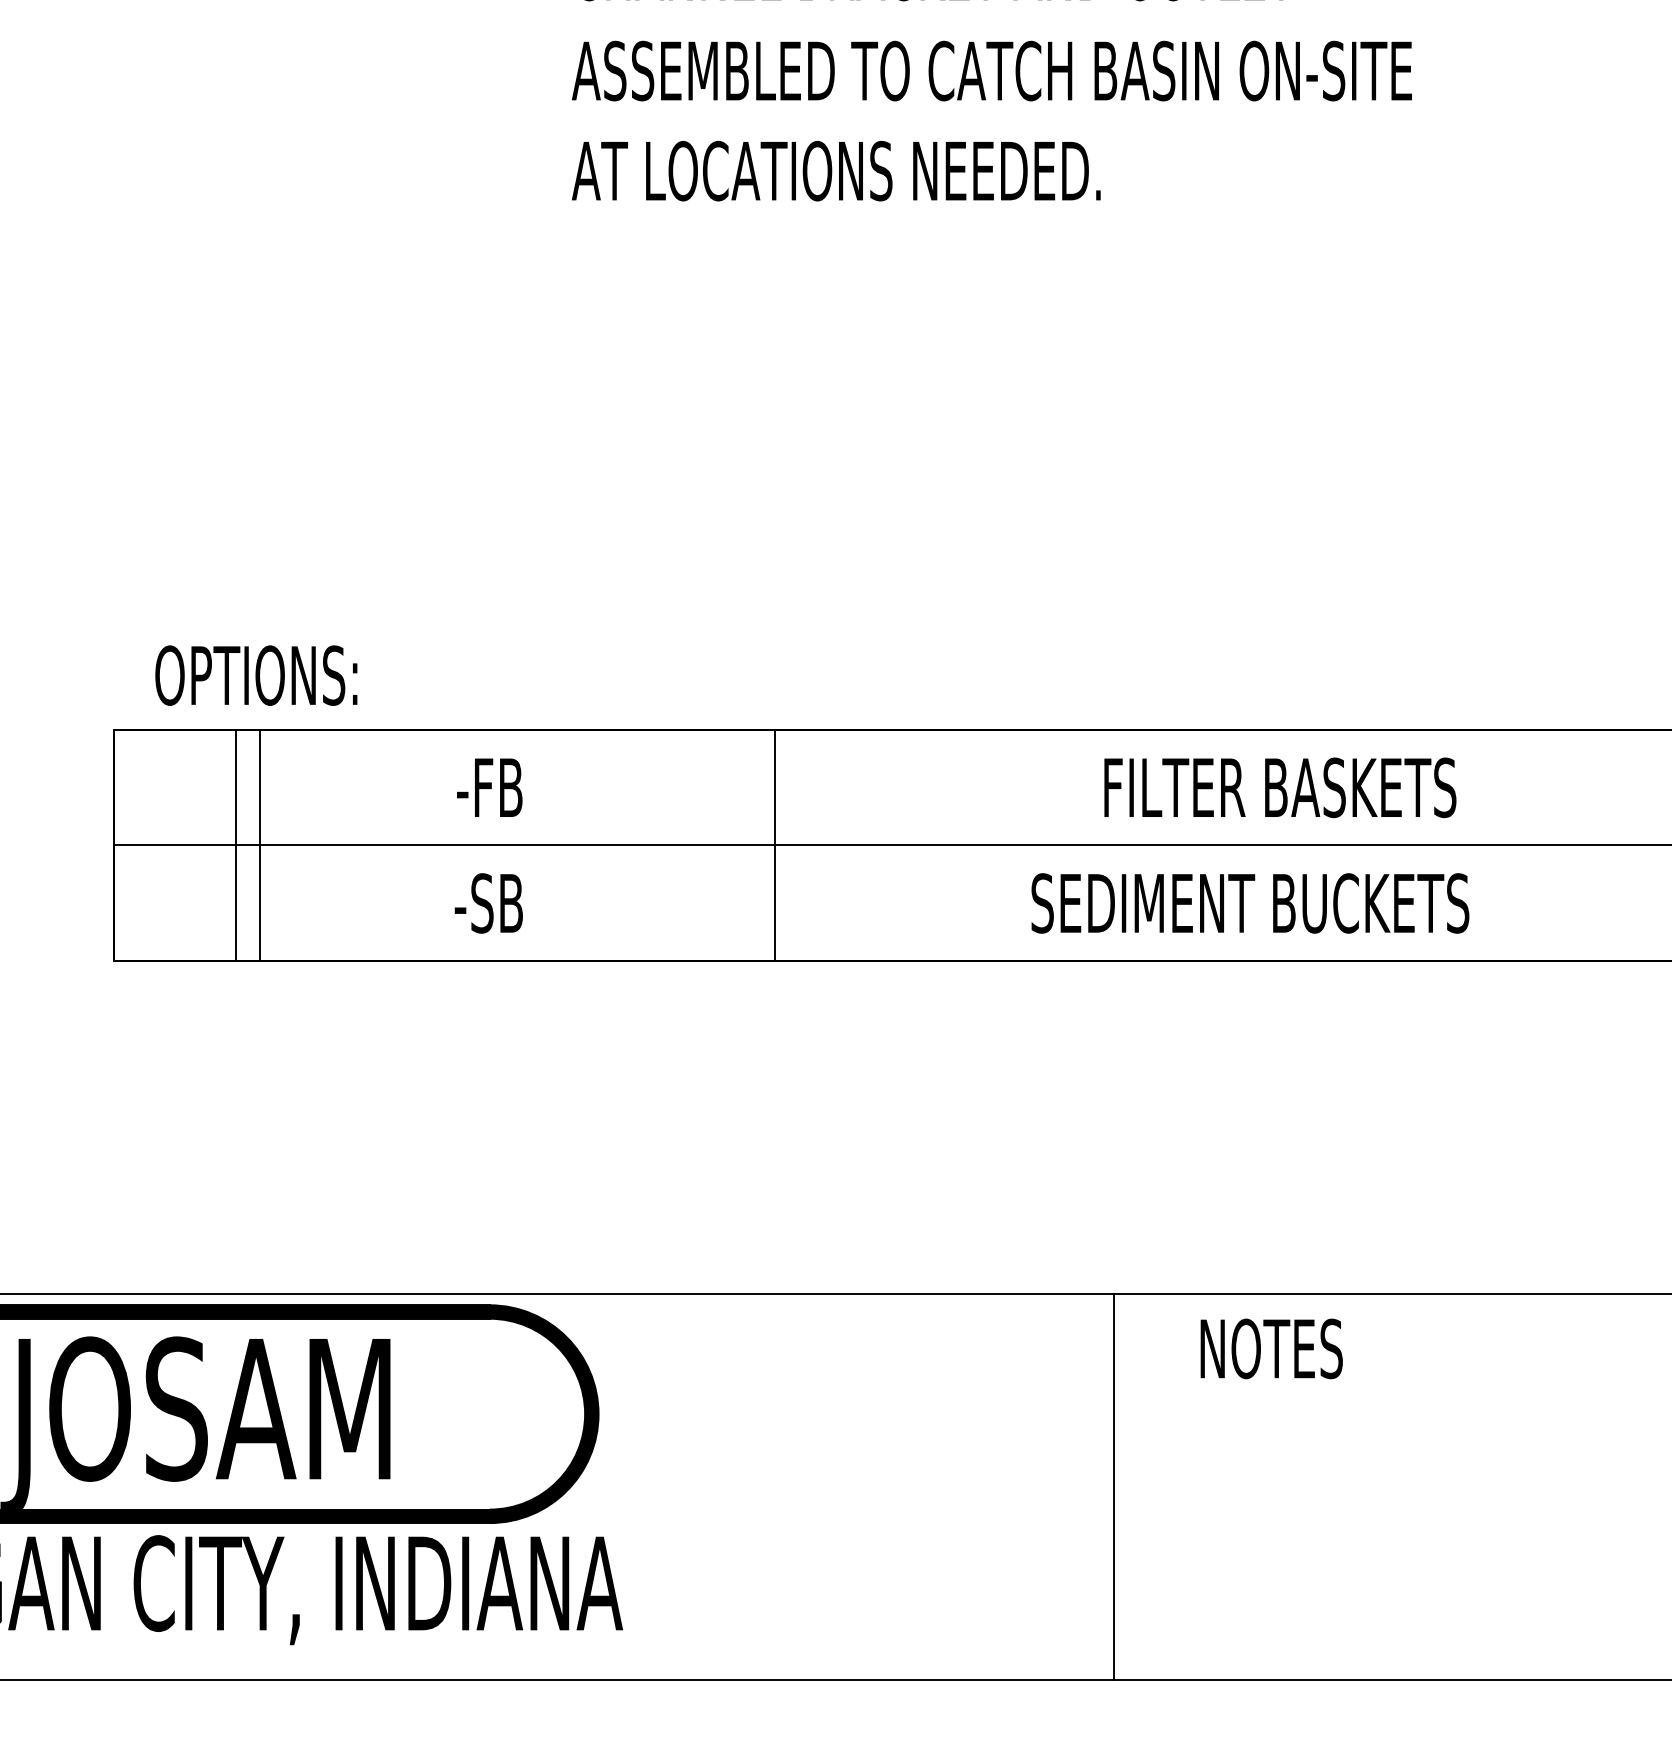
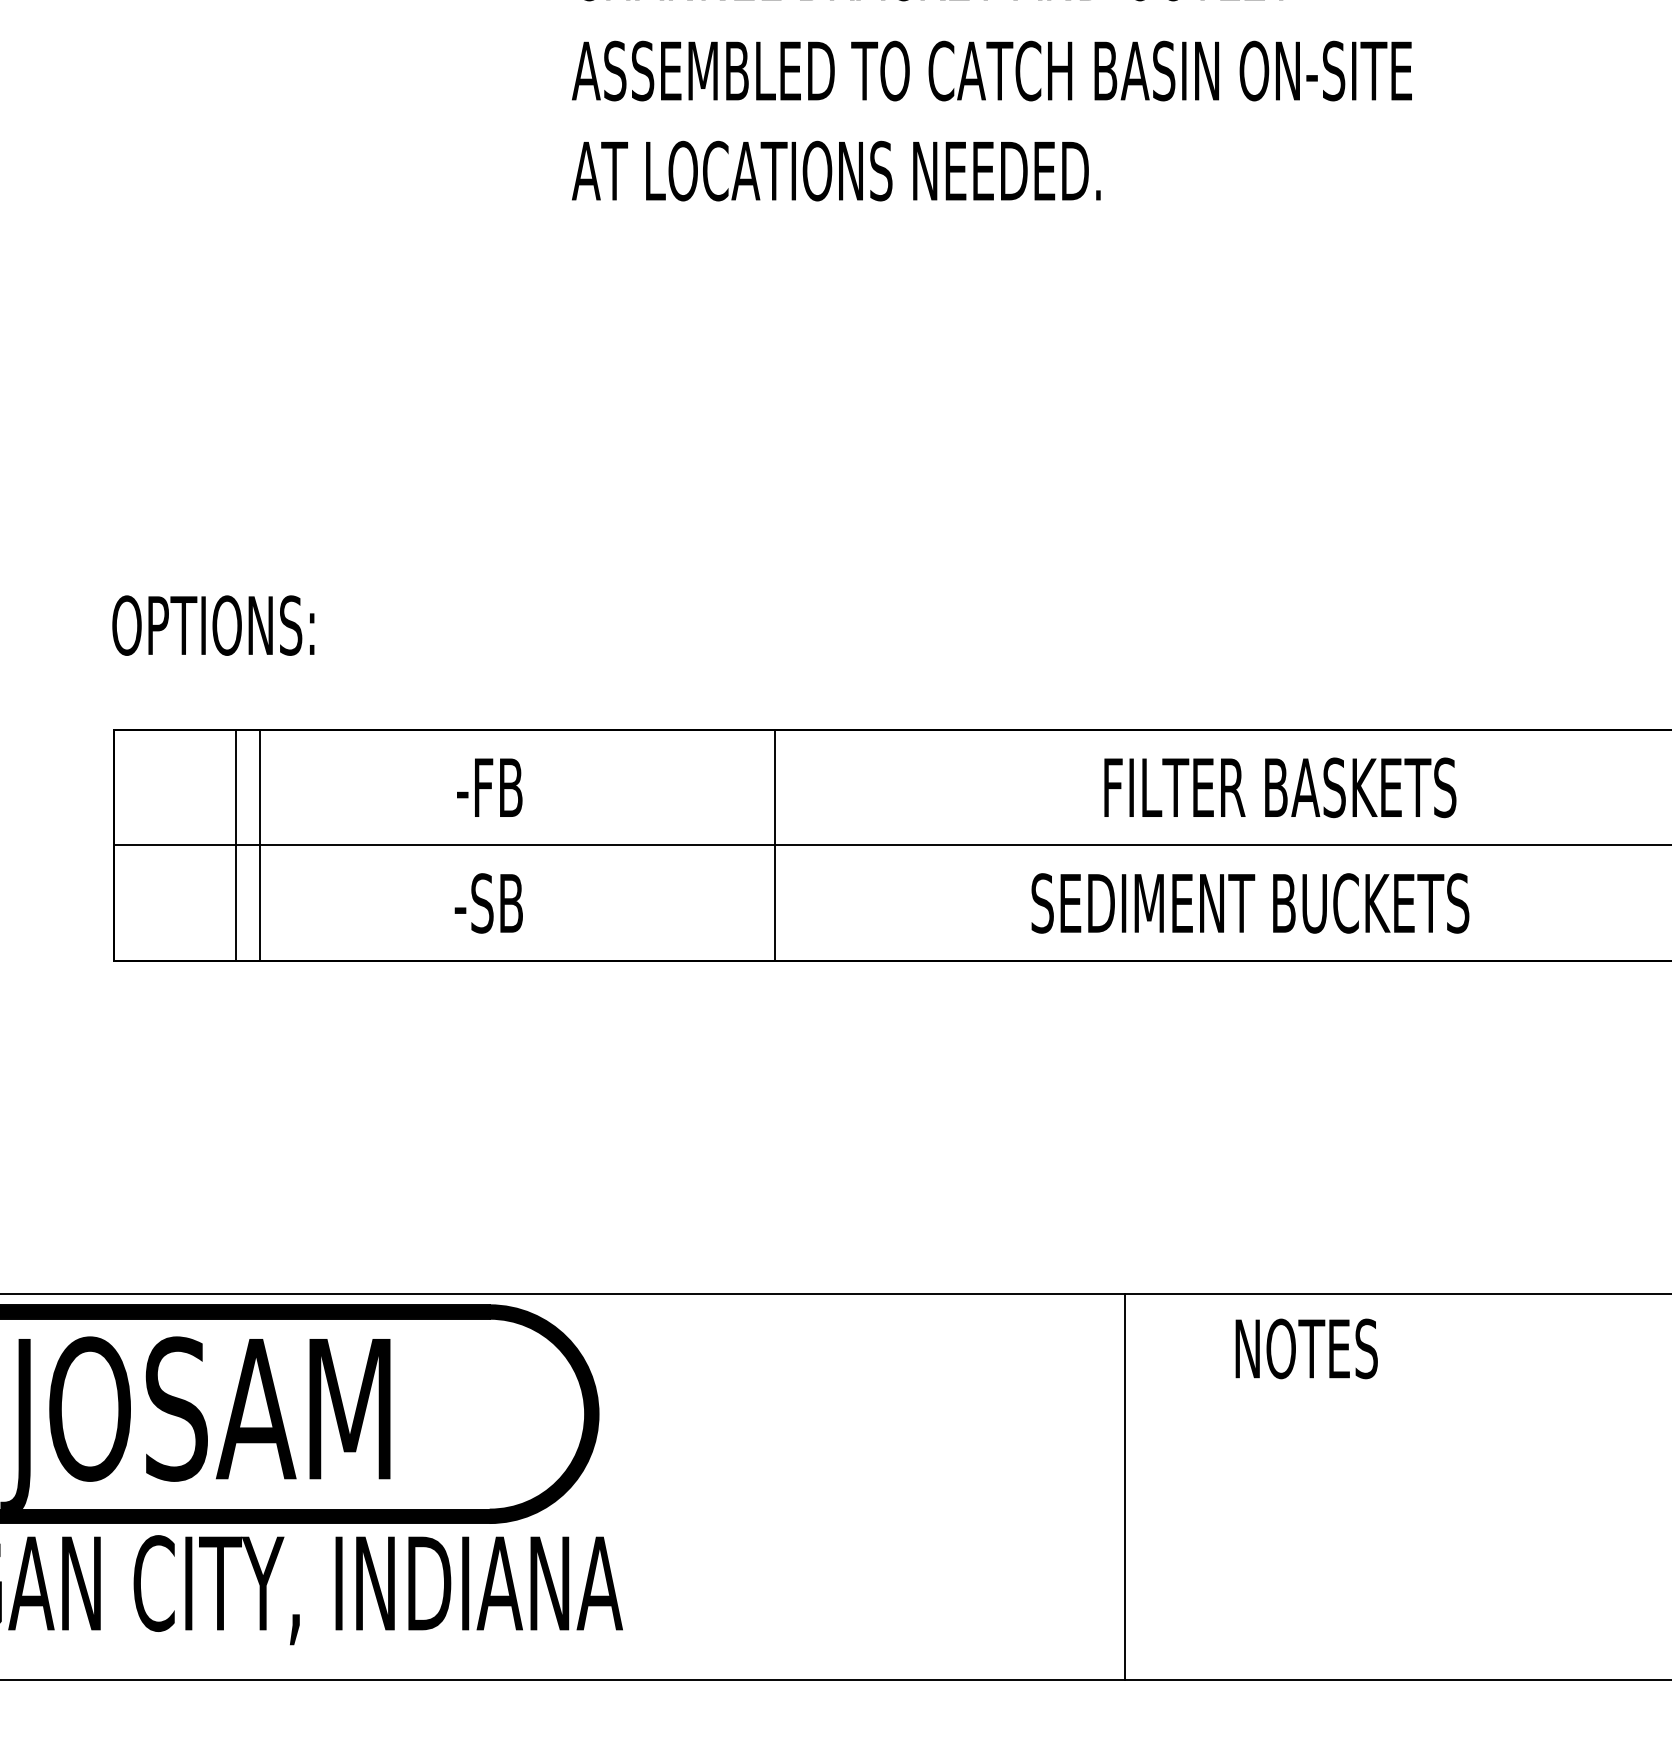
text position: (256, 675) -> (213, 625) (213, 625)
text position: (1271, 1348) -> (1306, 1348) (1306, 1348)
line position: (1114, 1486) -> (1125, 1486) (1125, 1486)
